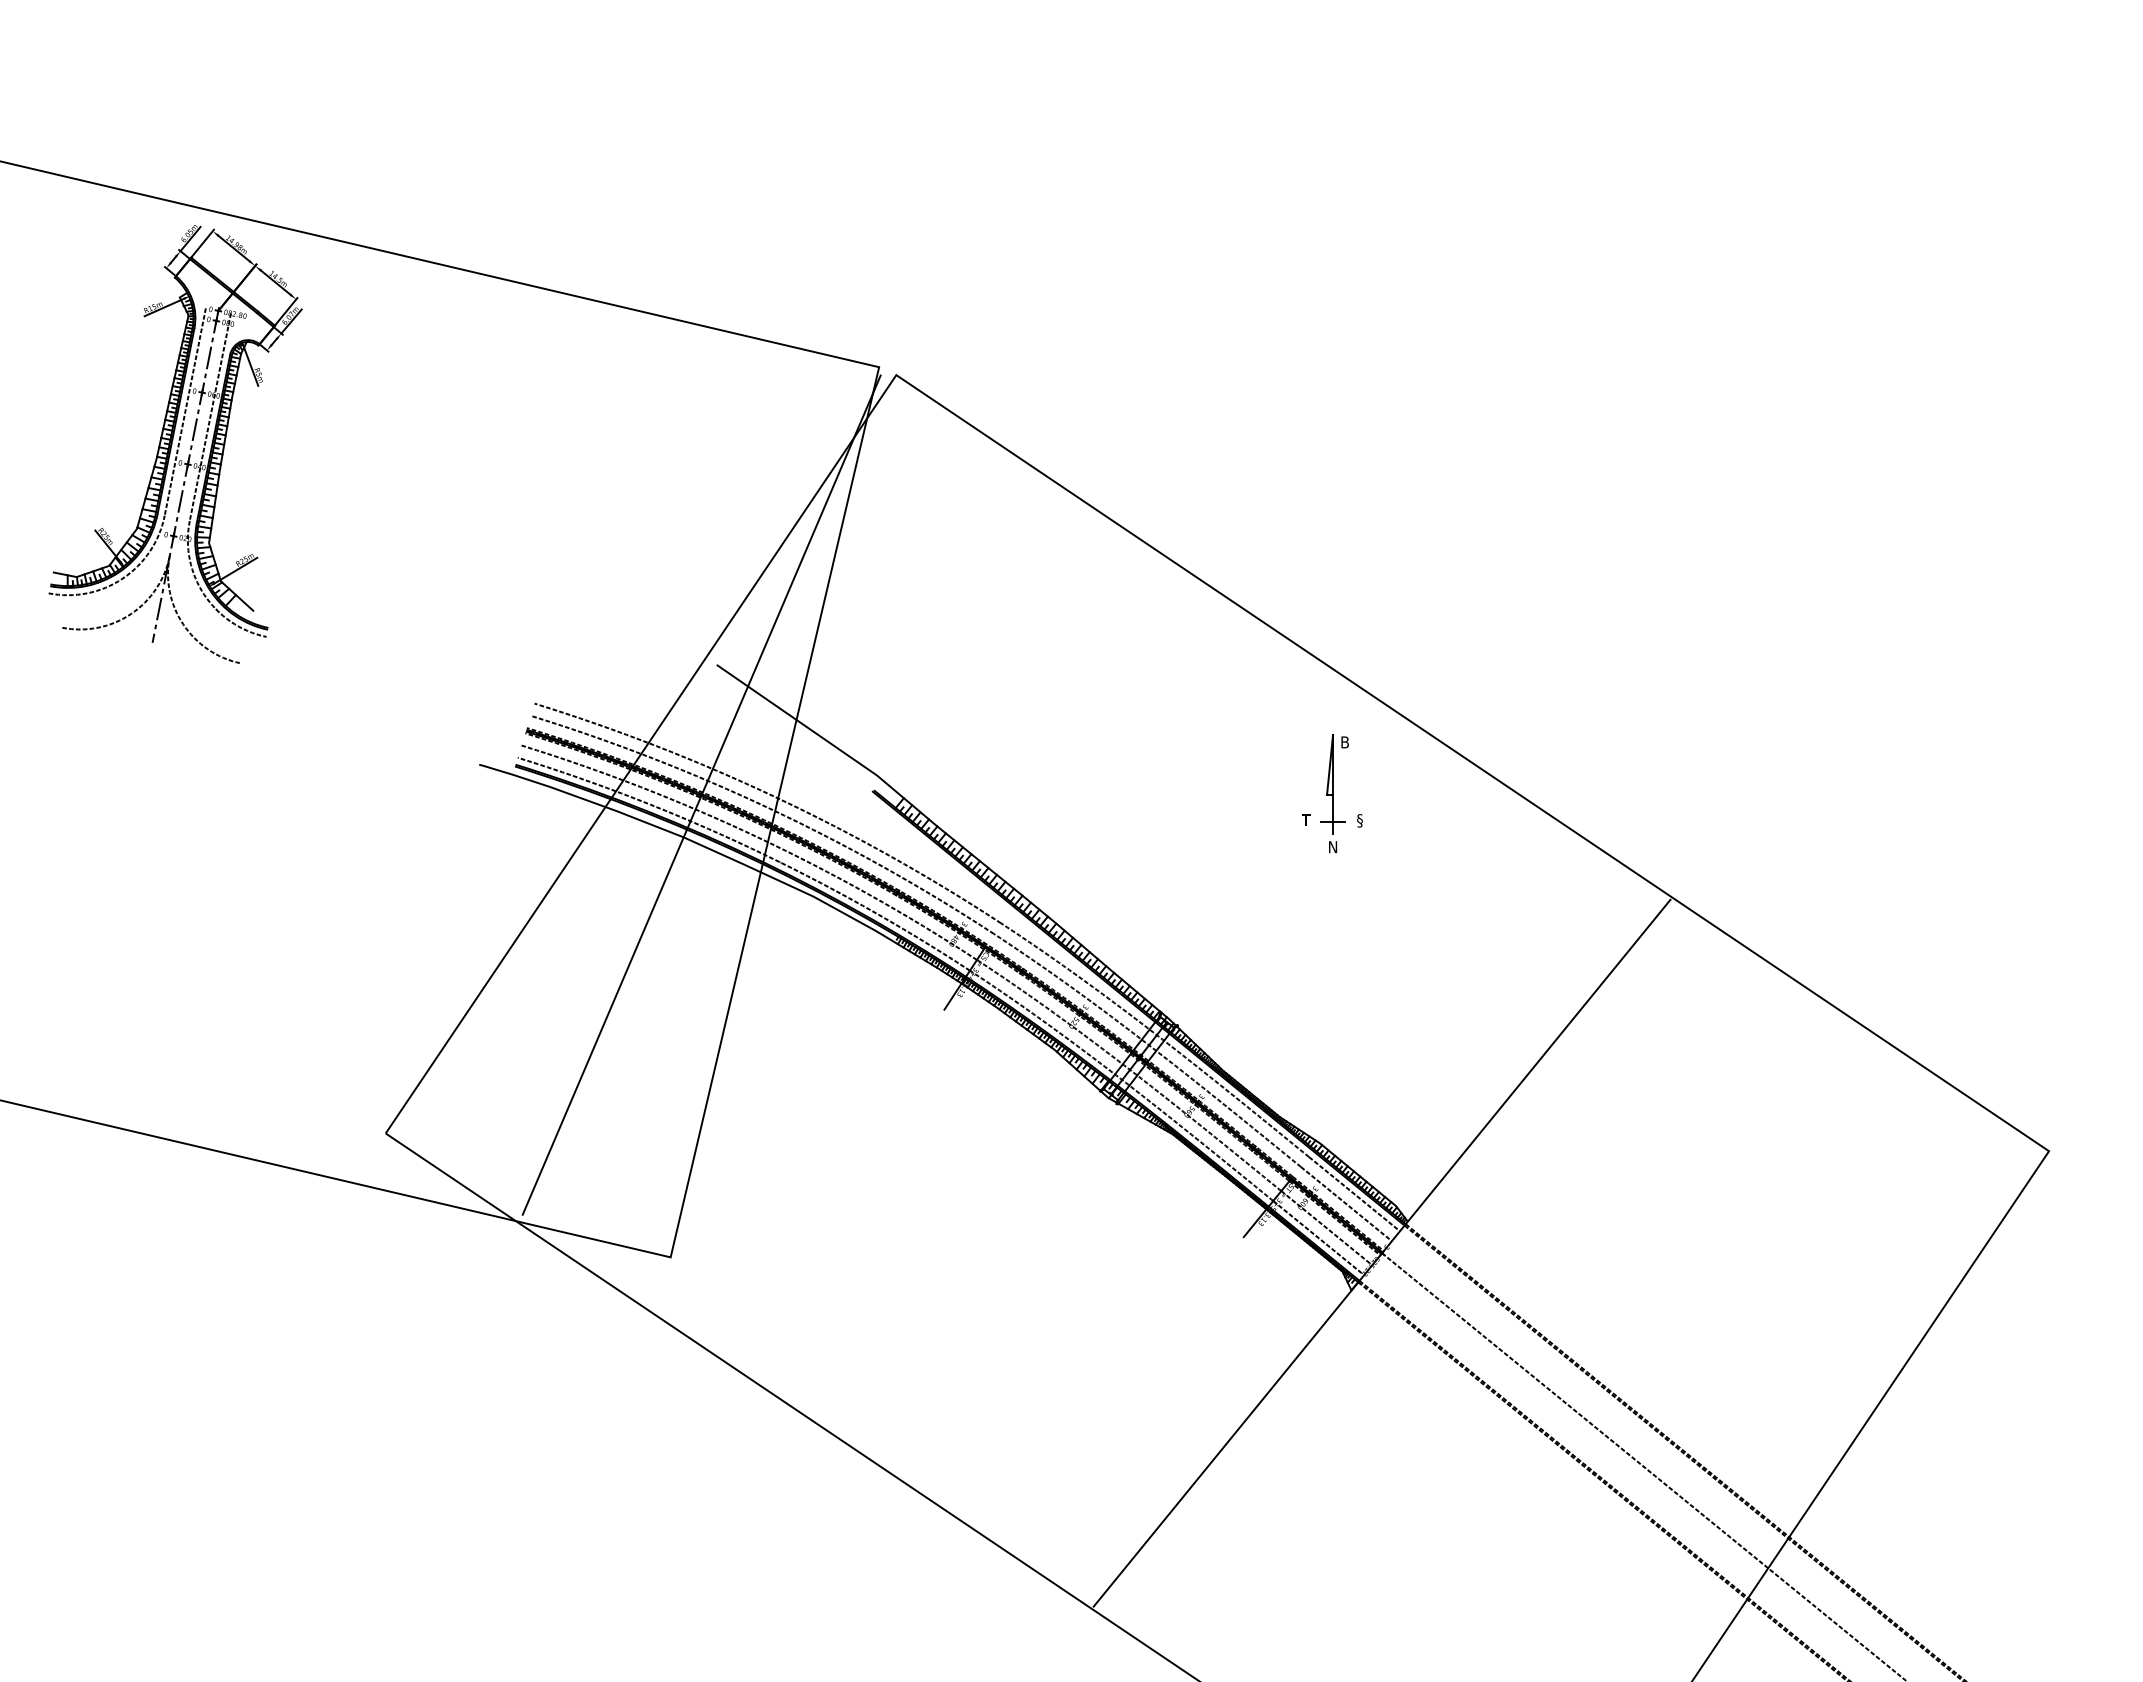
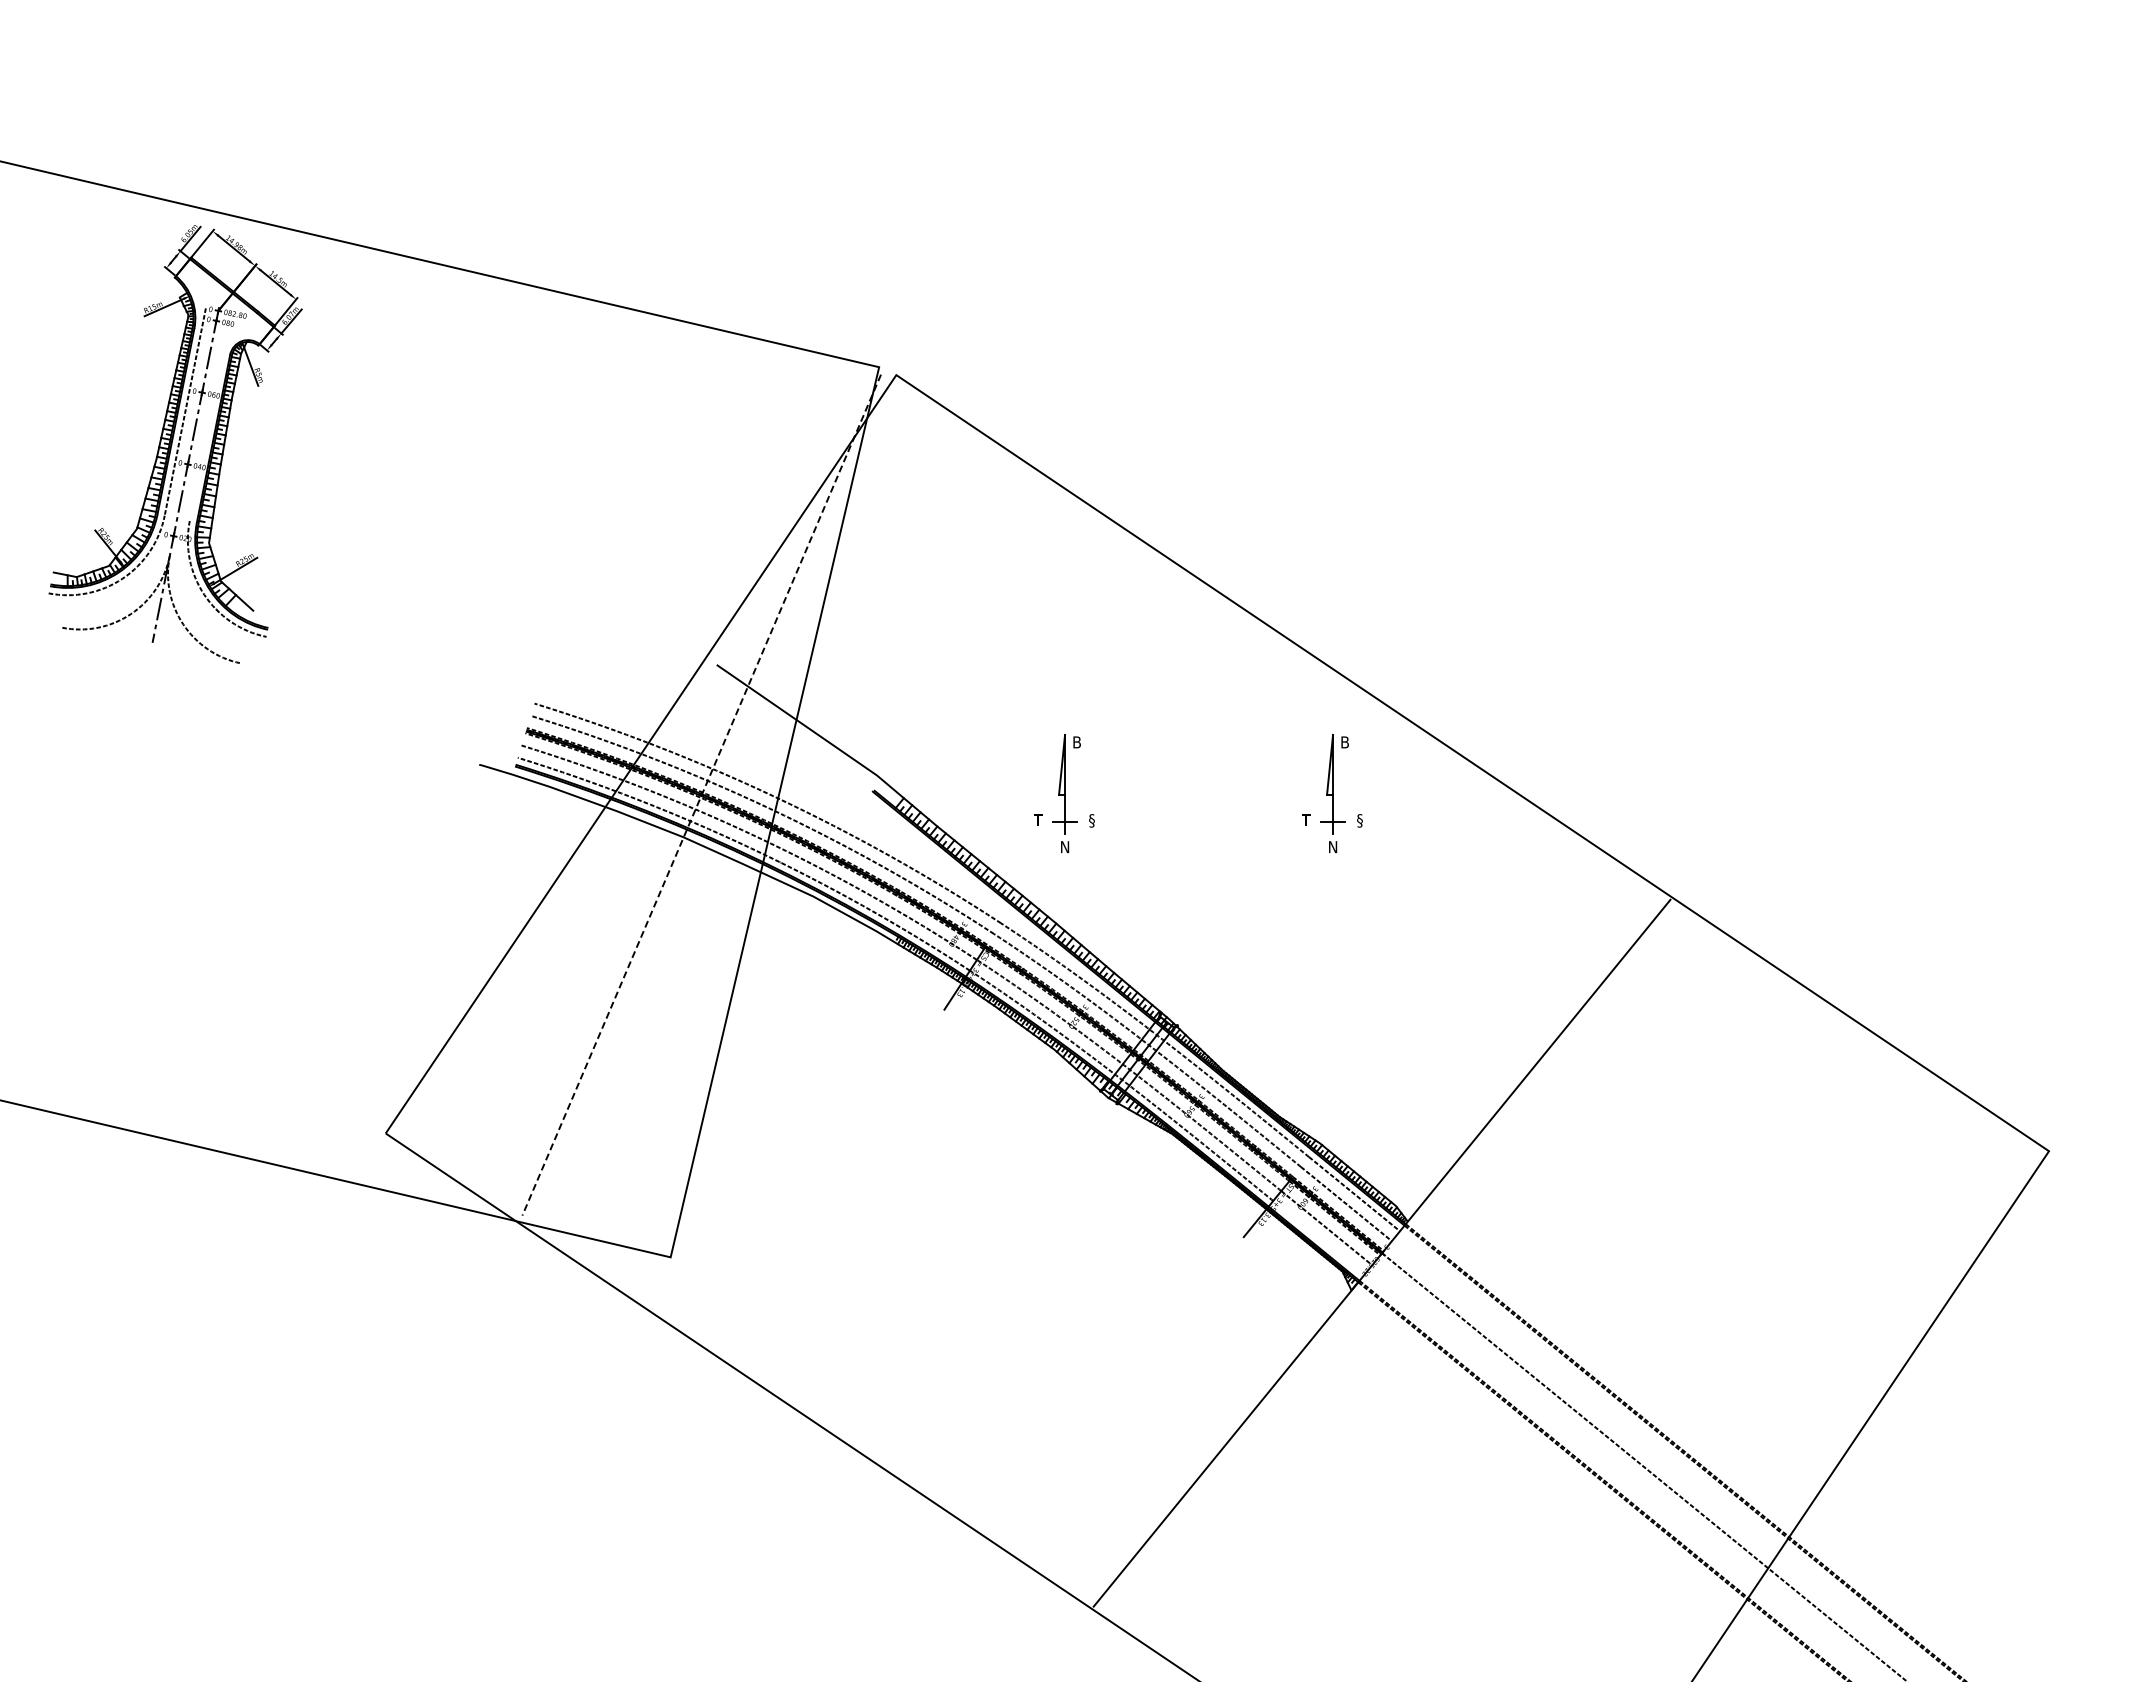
line: present -> none (209, 417)
part: none -> present (1064, 793)
line: solid -> dashed (701, 795)
line: present -> none (1318, 1238)
